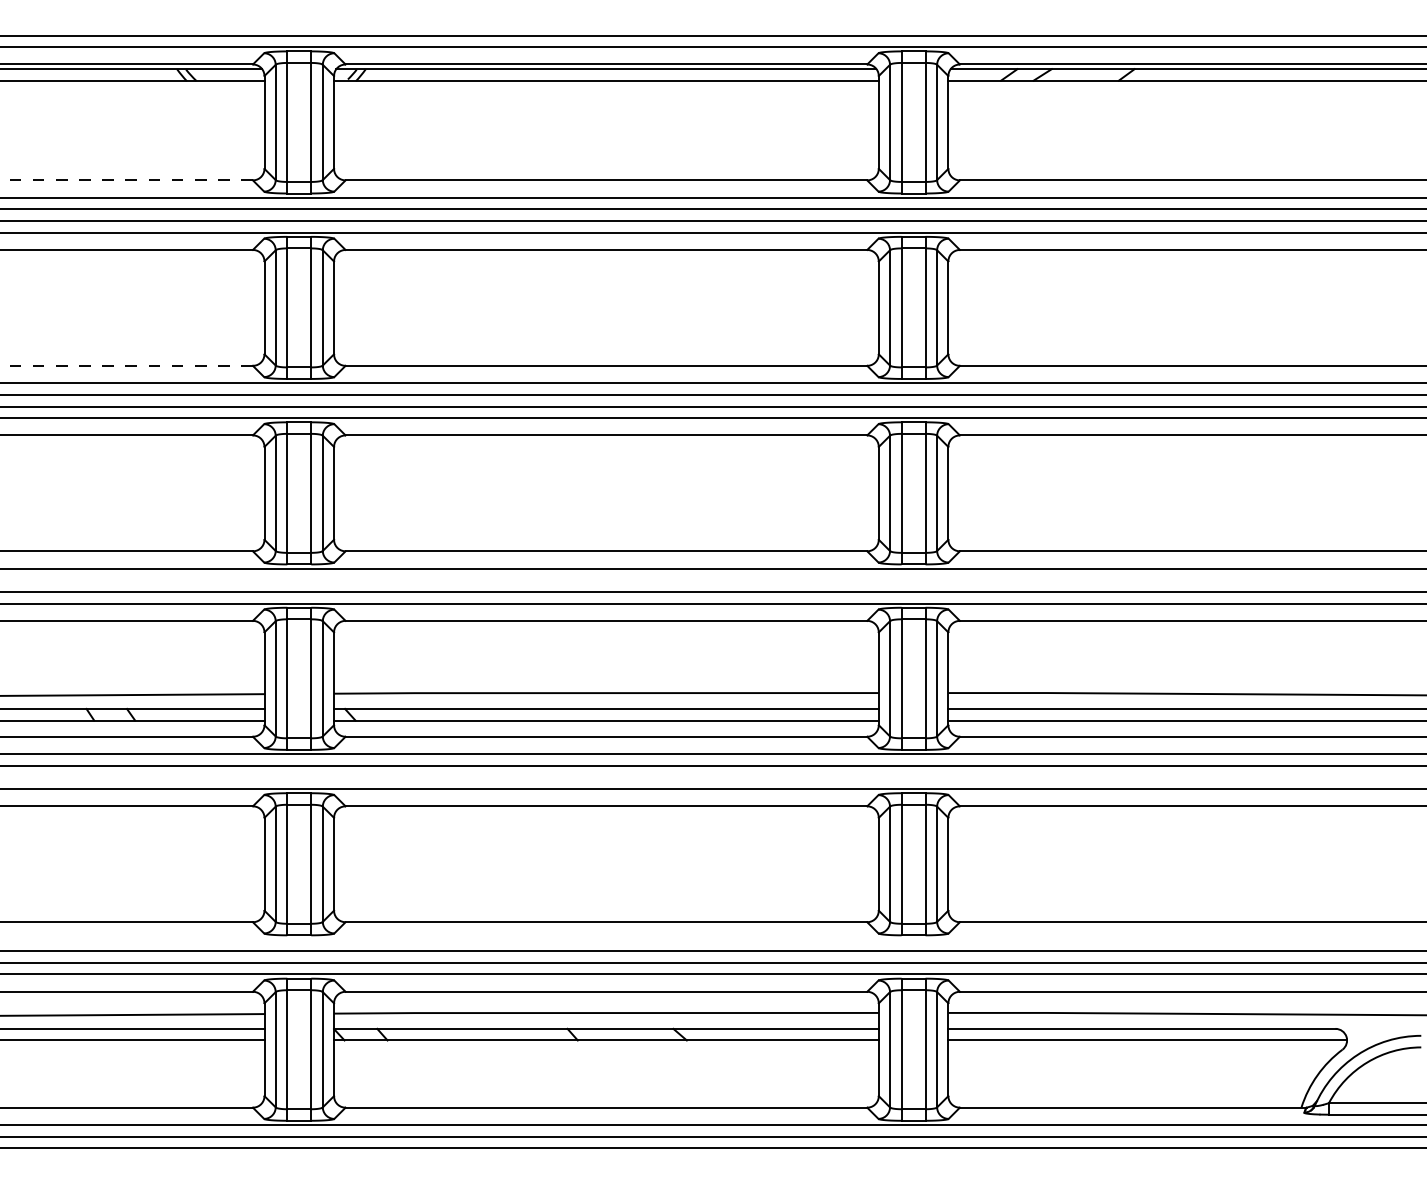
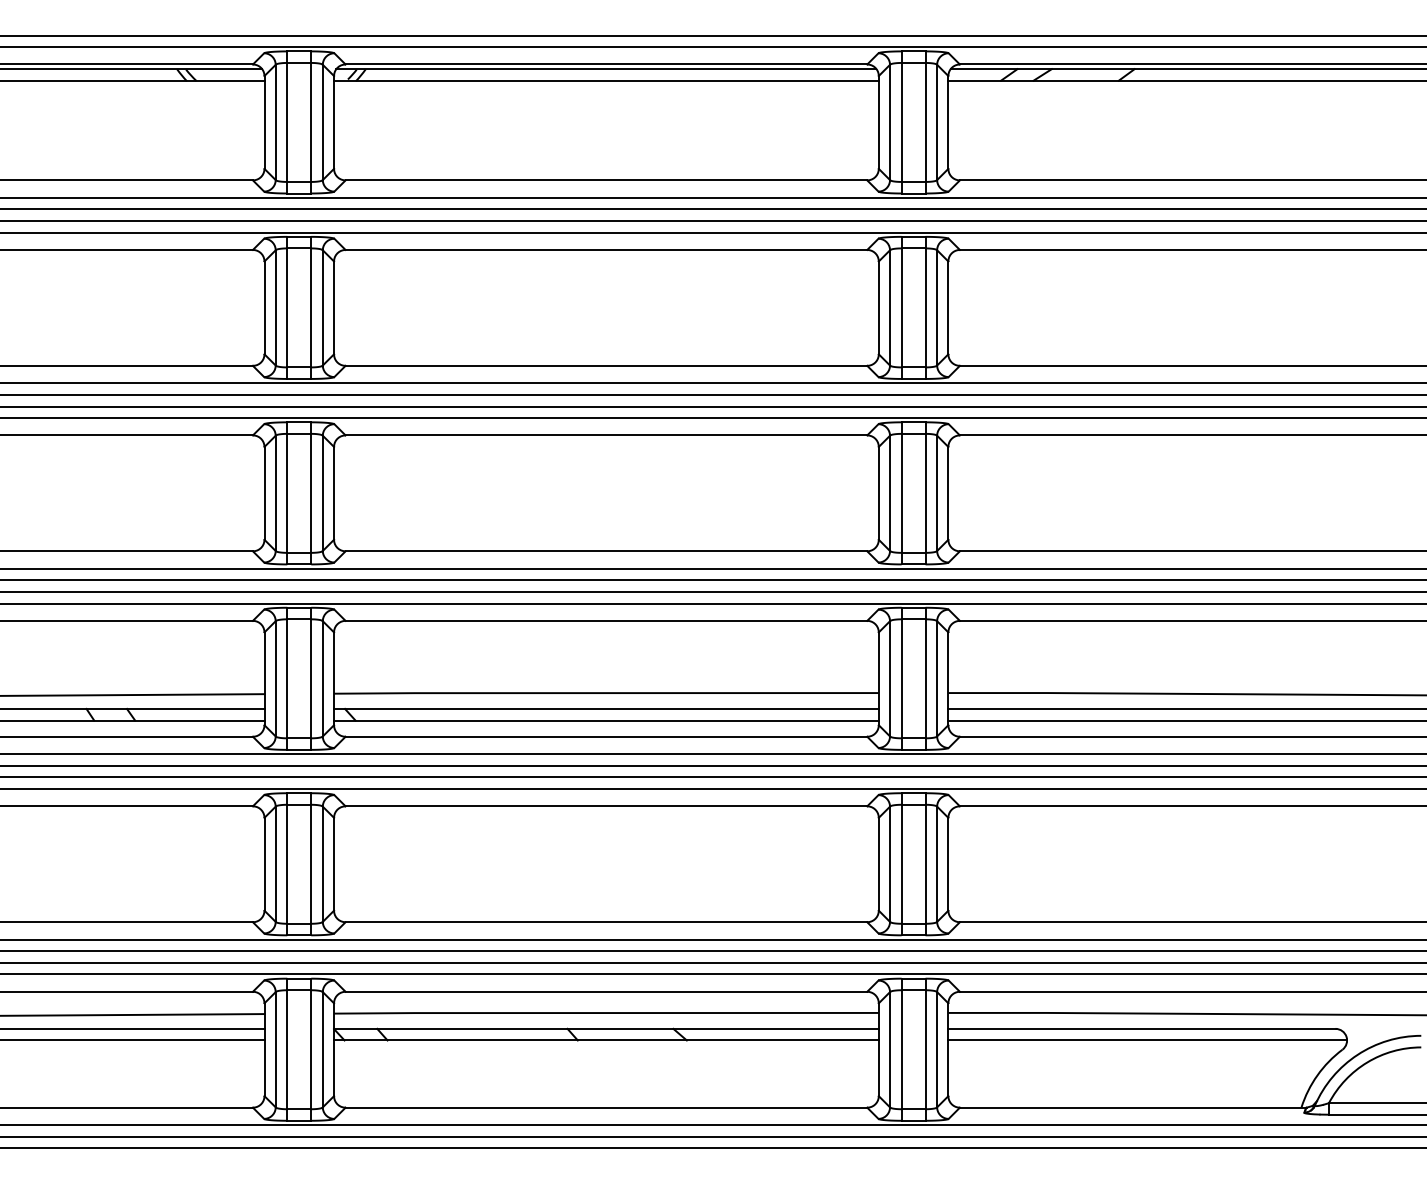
line: dashed -> solid (126, 180)
line: dashed -> solid (126, 365)
line: none -> present (712, 580)
line: none -> present (712, 777)
line: none -> present (712, 939)
